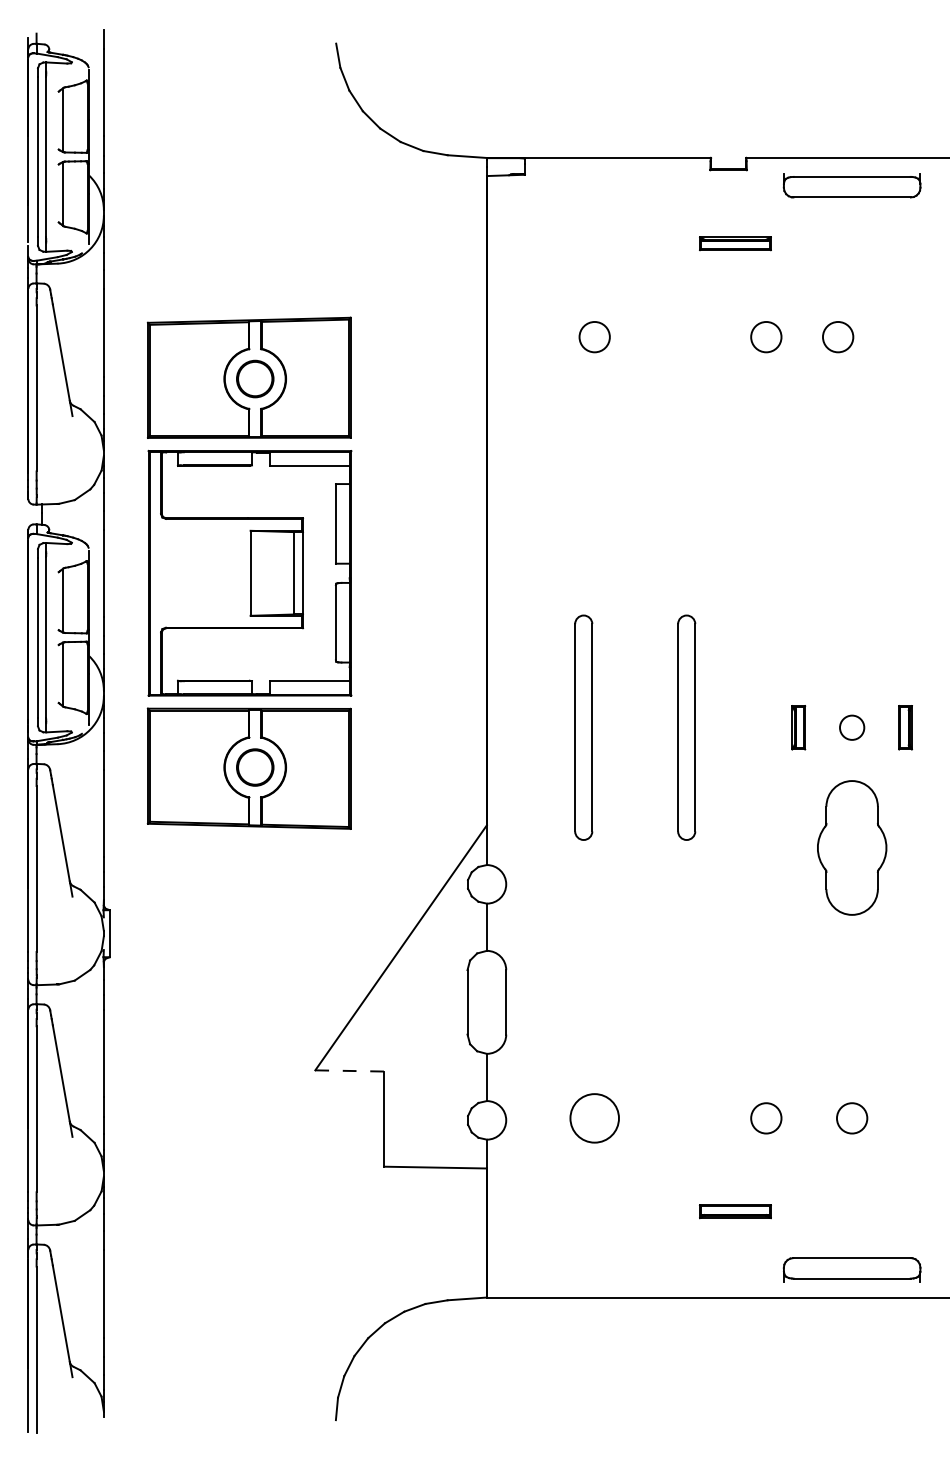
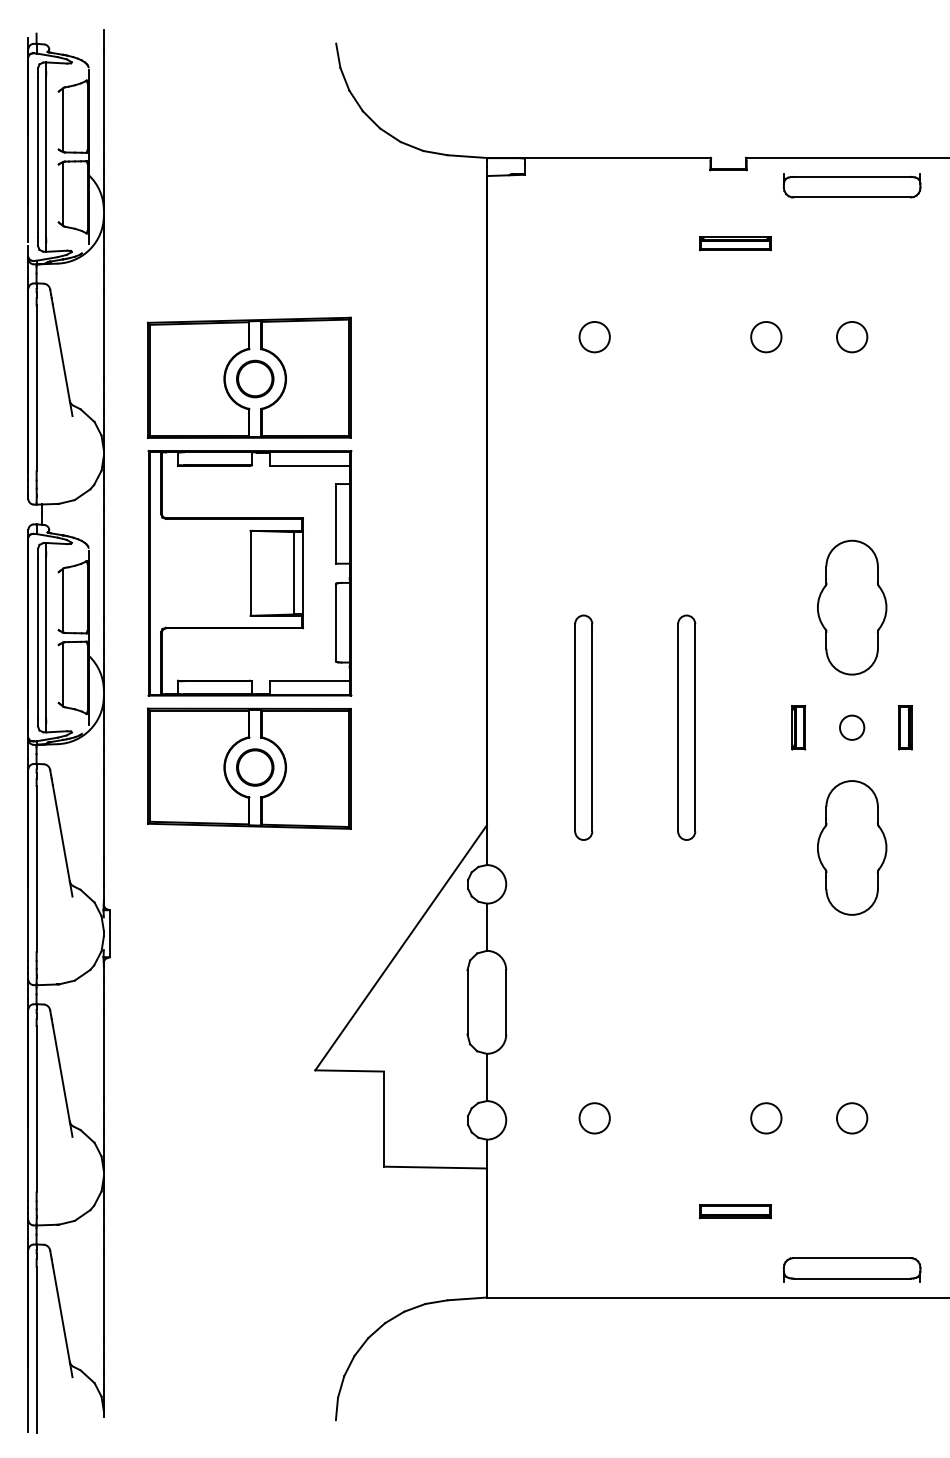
circle position: (838, 337) -> (852, 337) (852, 337)
part: none -> present (852, 607)
line: dashed -> solid (349, 1070)
circle diameter: 49 px -> 30 px (594, 1118)
